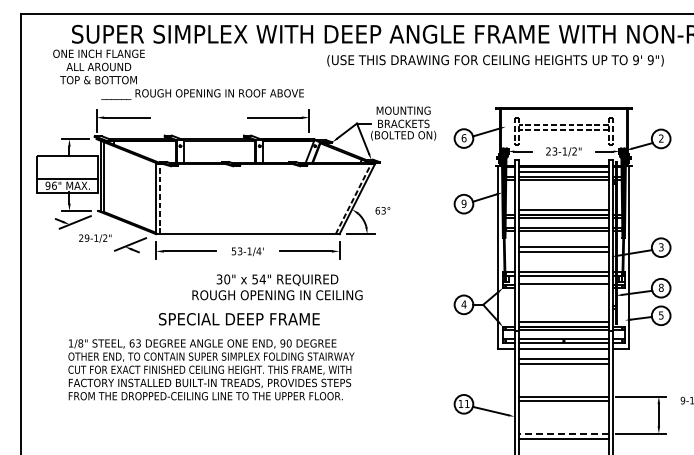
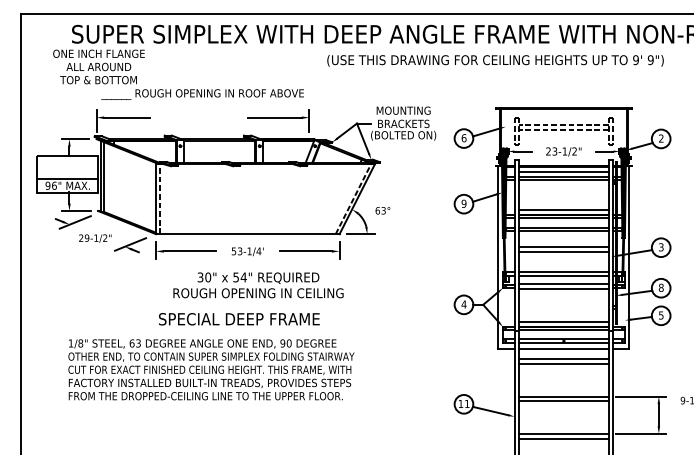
text position: (277, 287) -> (258, 285) (258, 285)
line: none -> present (563, 289)
line: dashed -> solid (563, 433)
